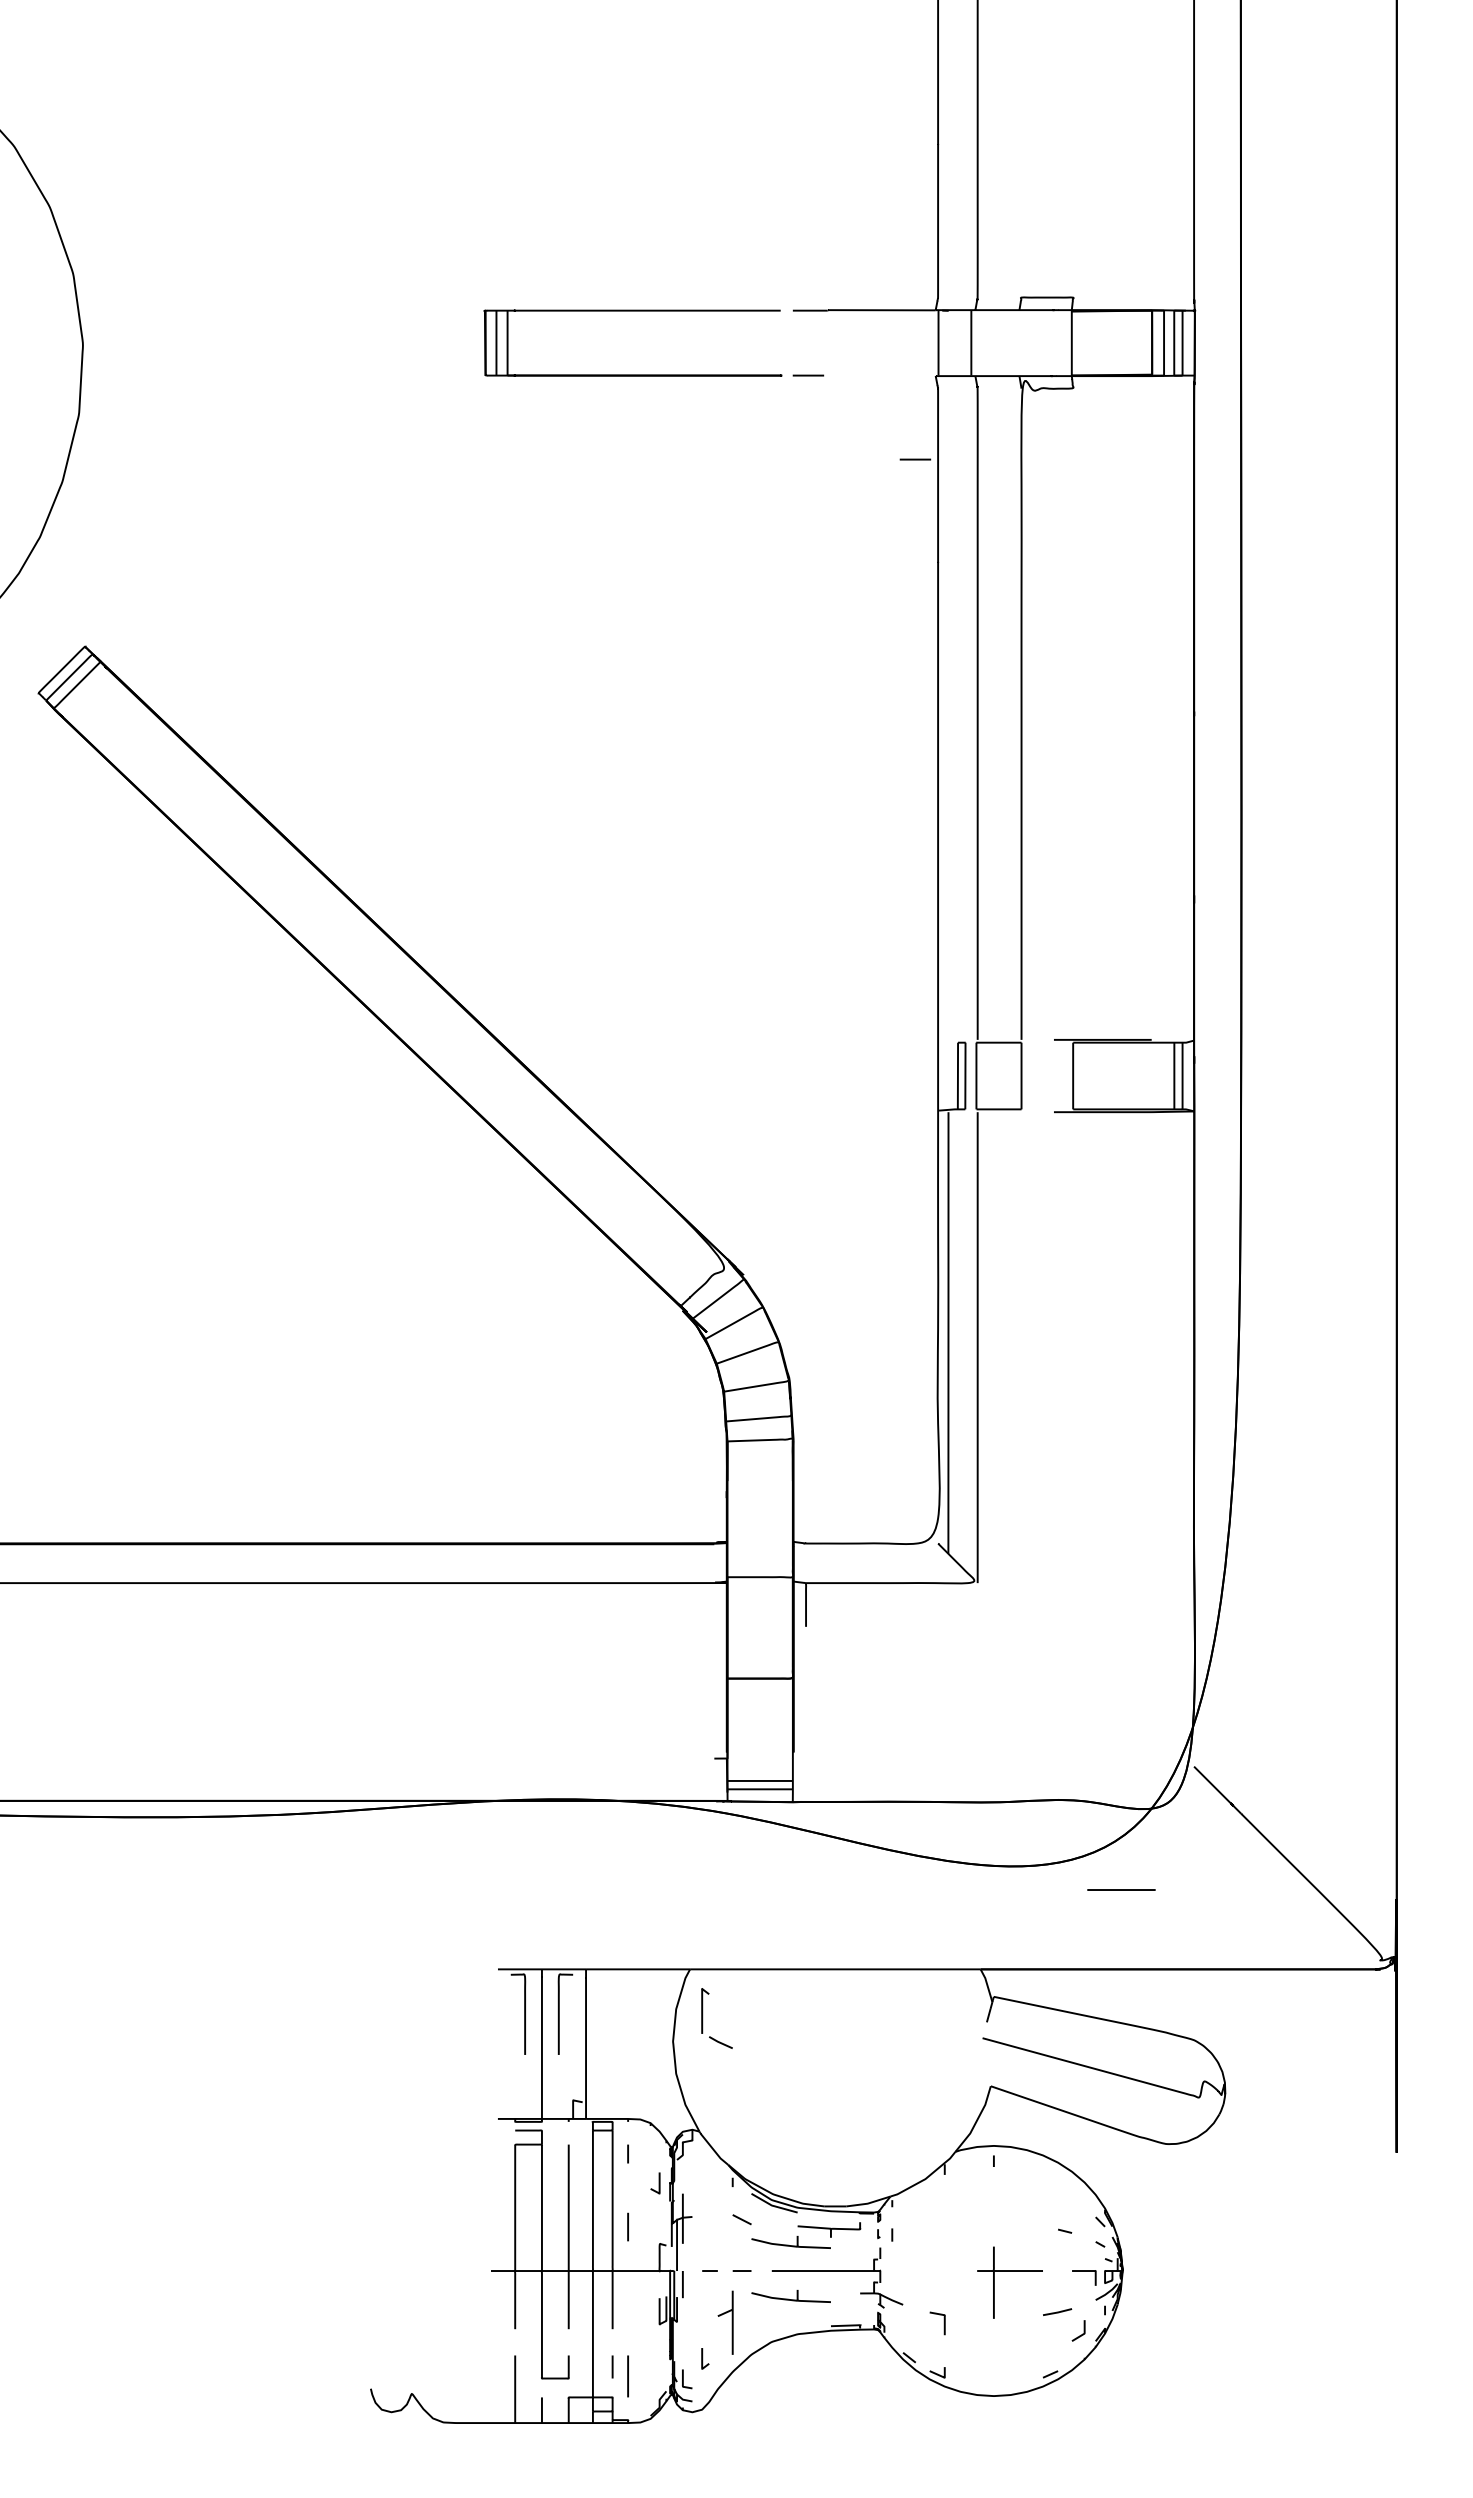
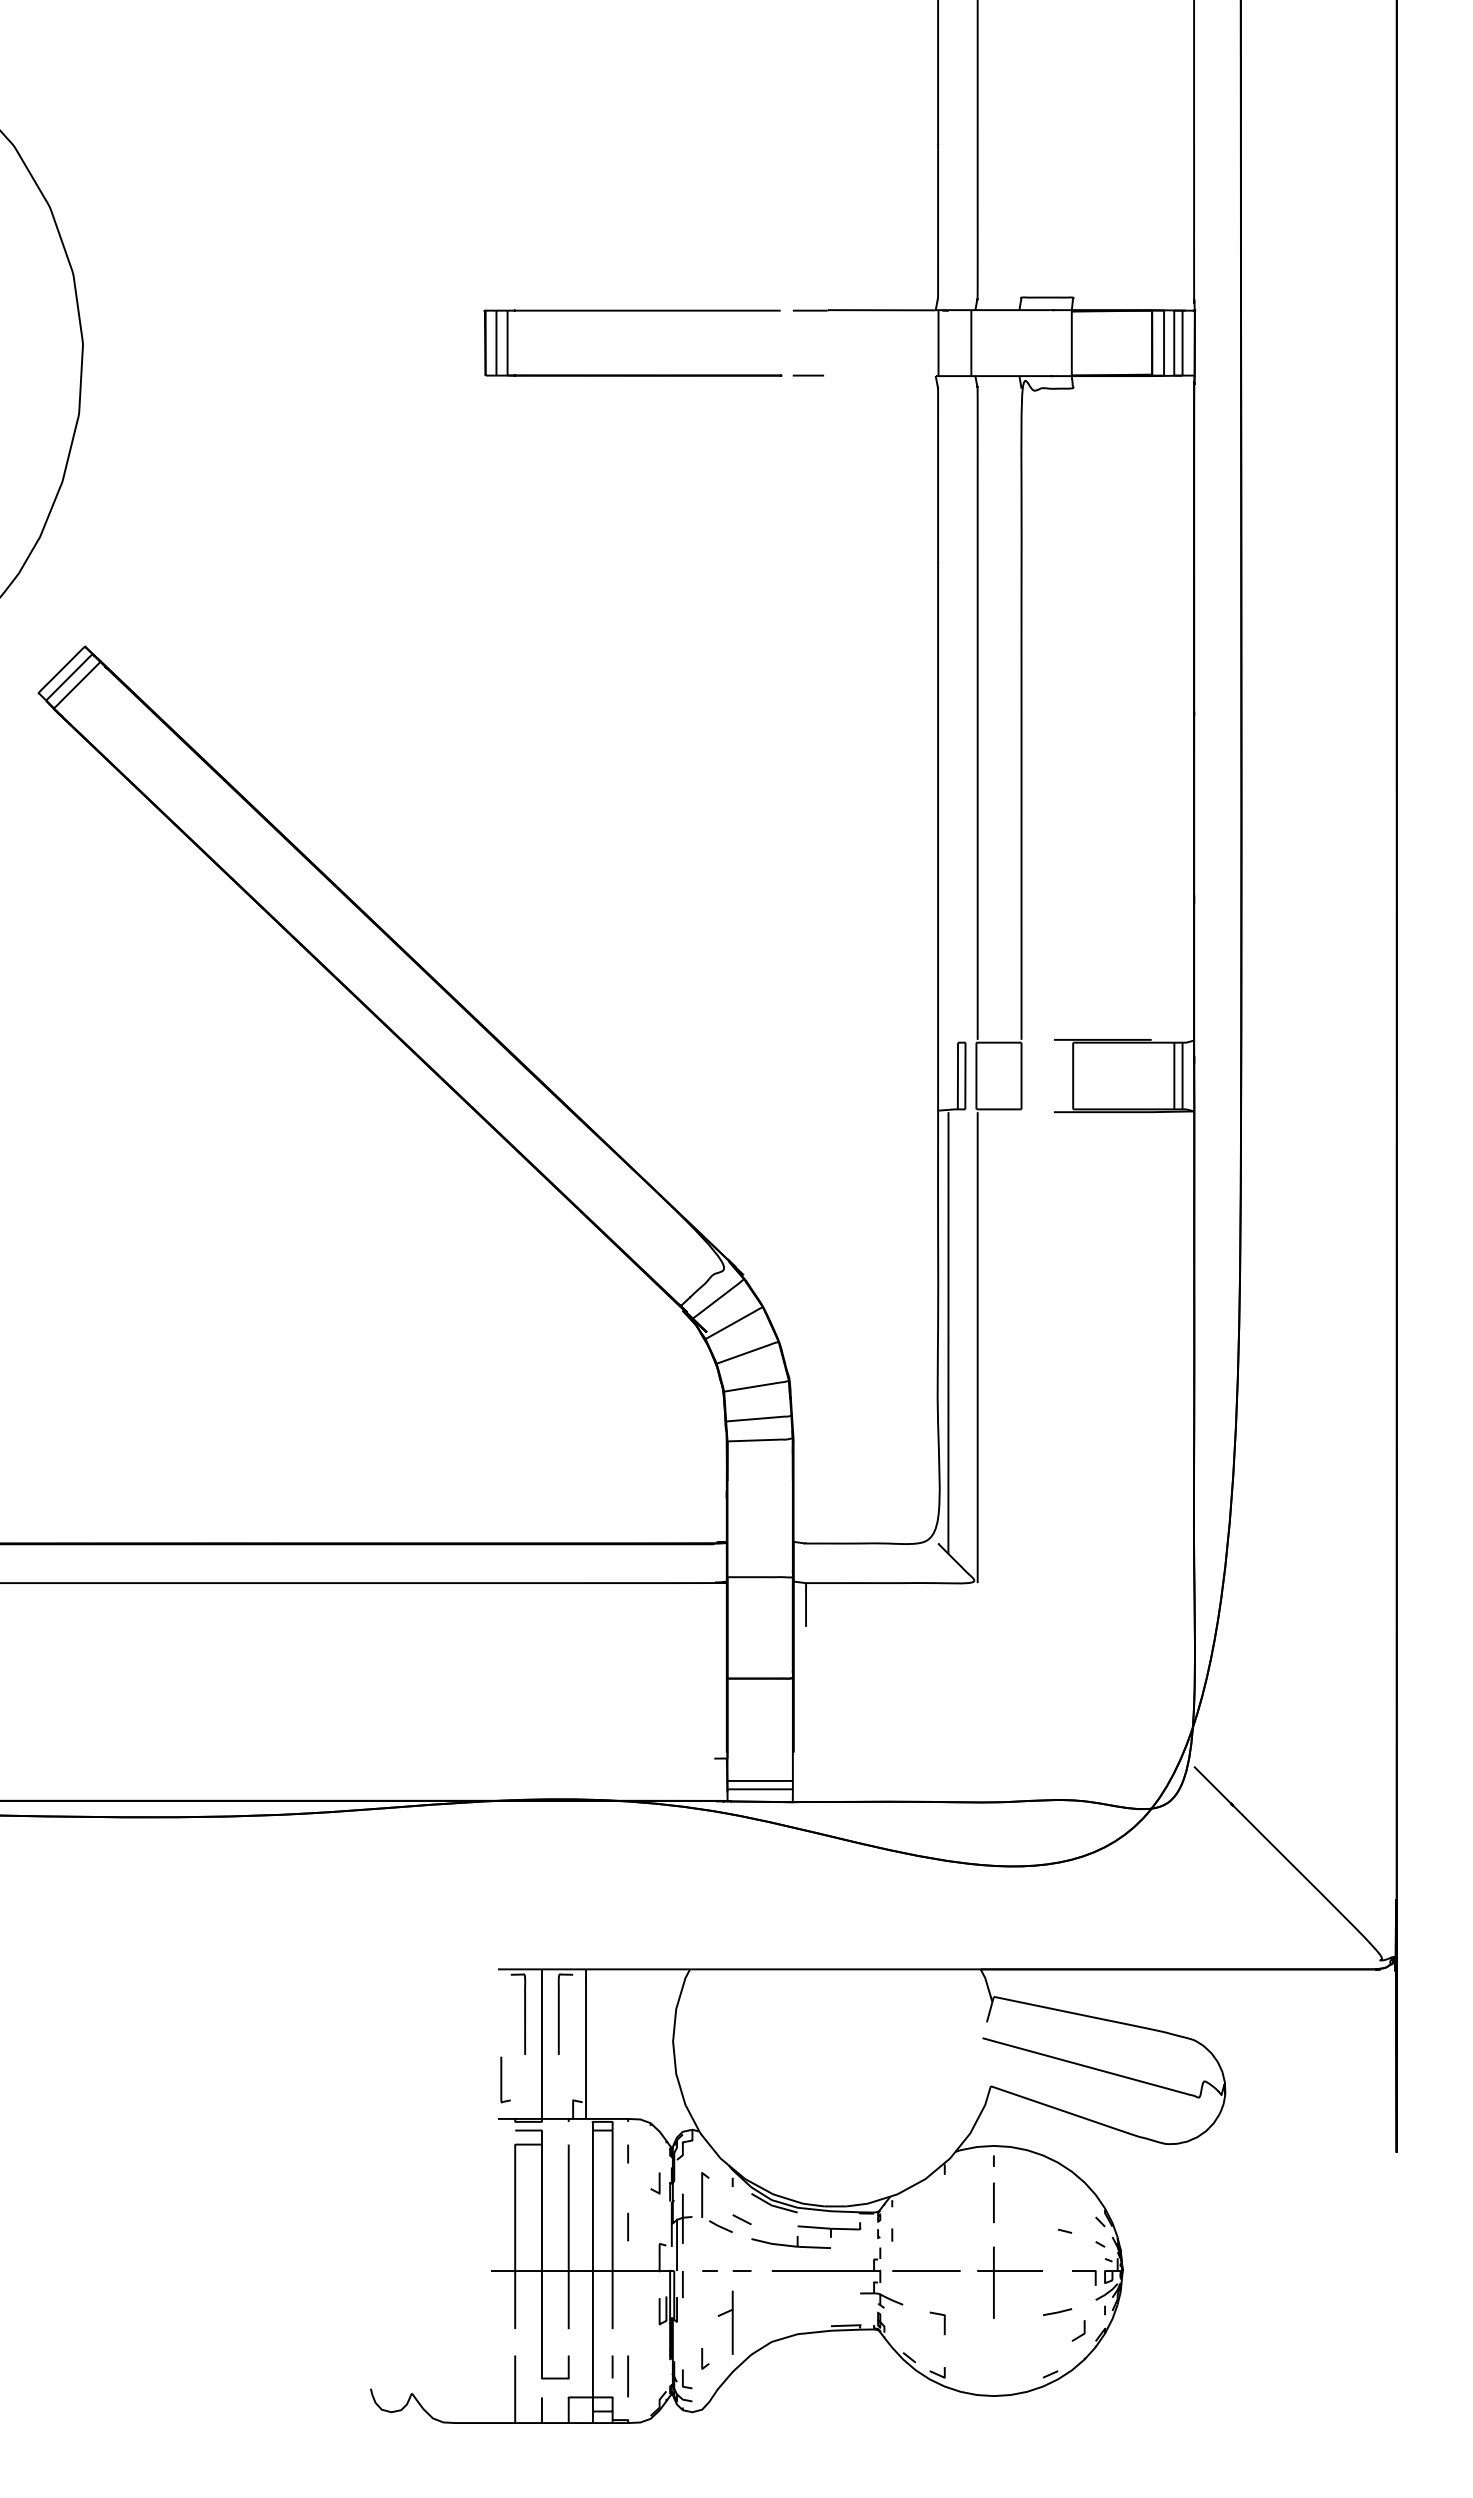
line: present -> none (915, 459)
line position: (1121, 1889) -> (926, 2270) (926, 2270)
part position: (703, 2018) -> (703, 2202) (703, 2202)
curve: none -> present (502, 2079)
line: none -> present (993, 2202)
part: present -> none (790, 2296)
